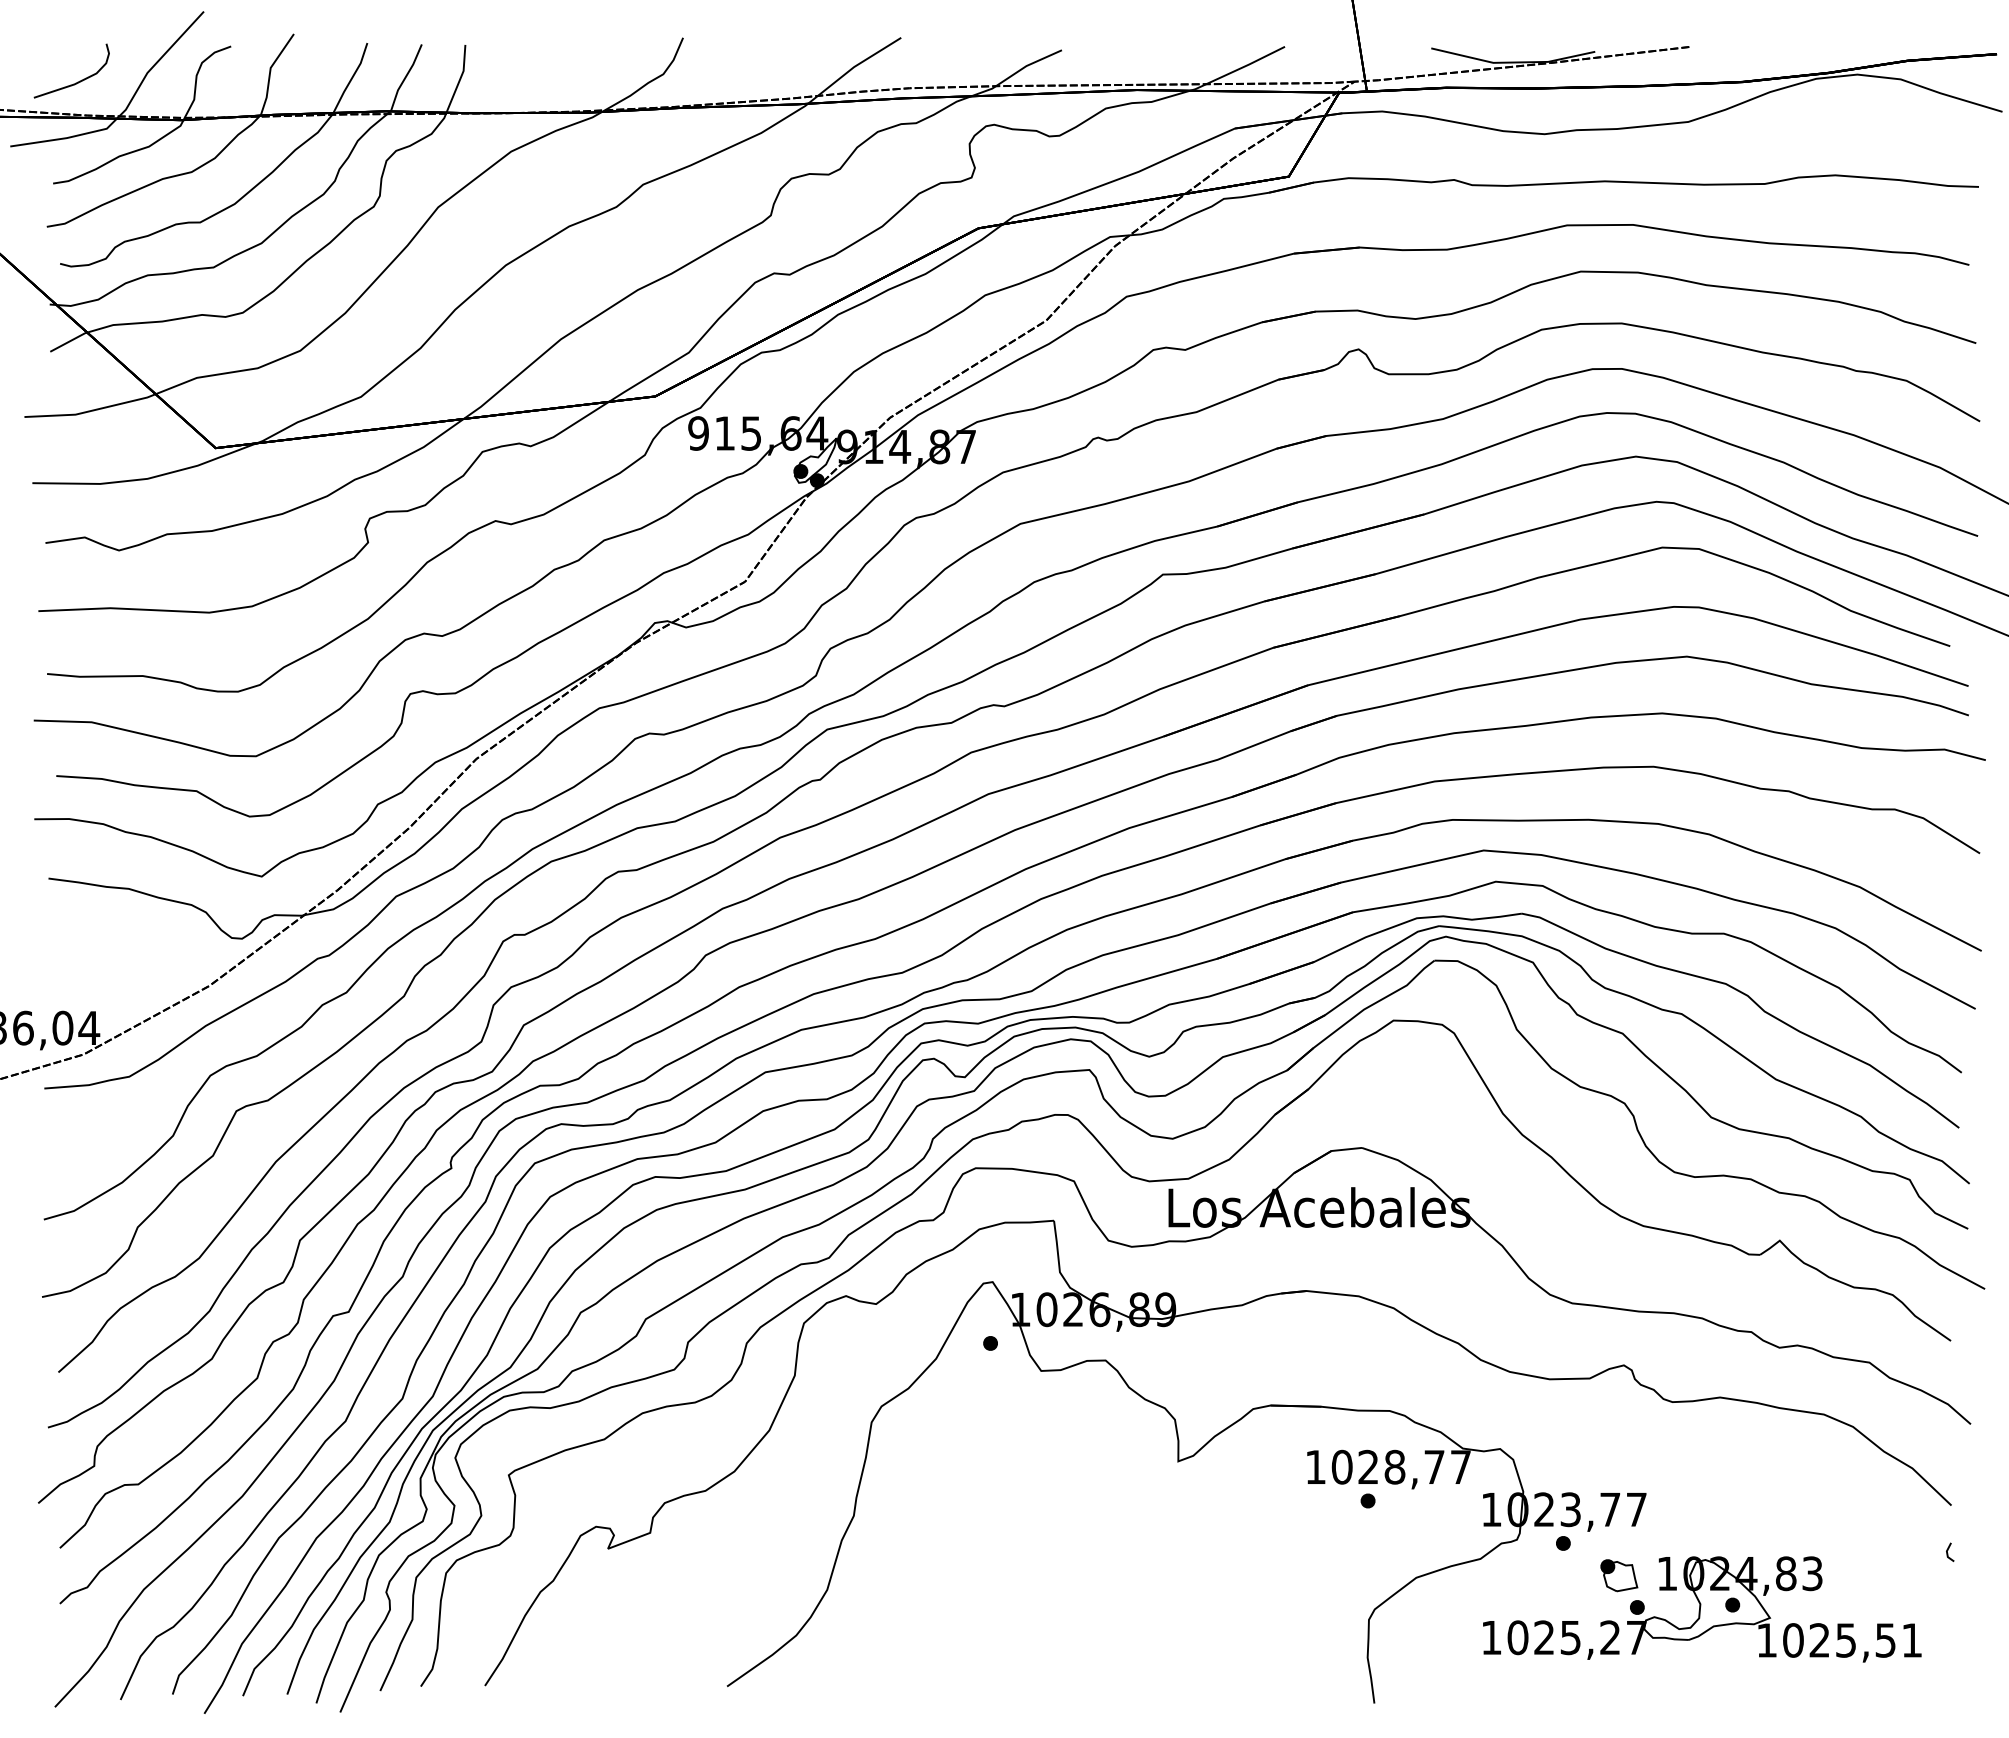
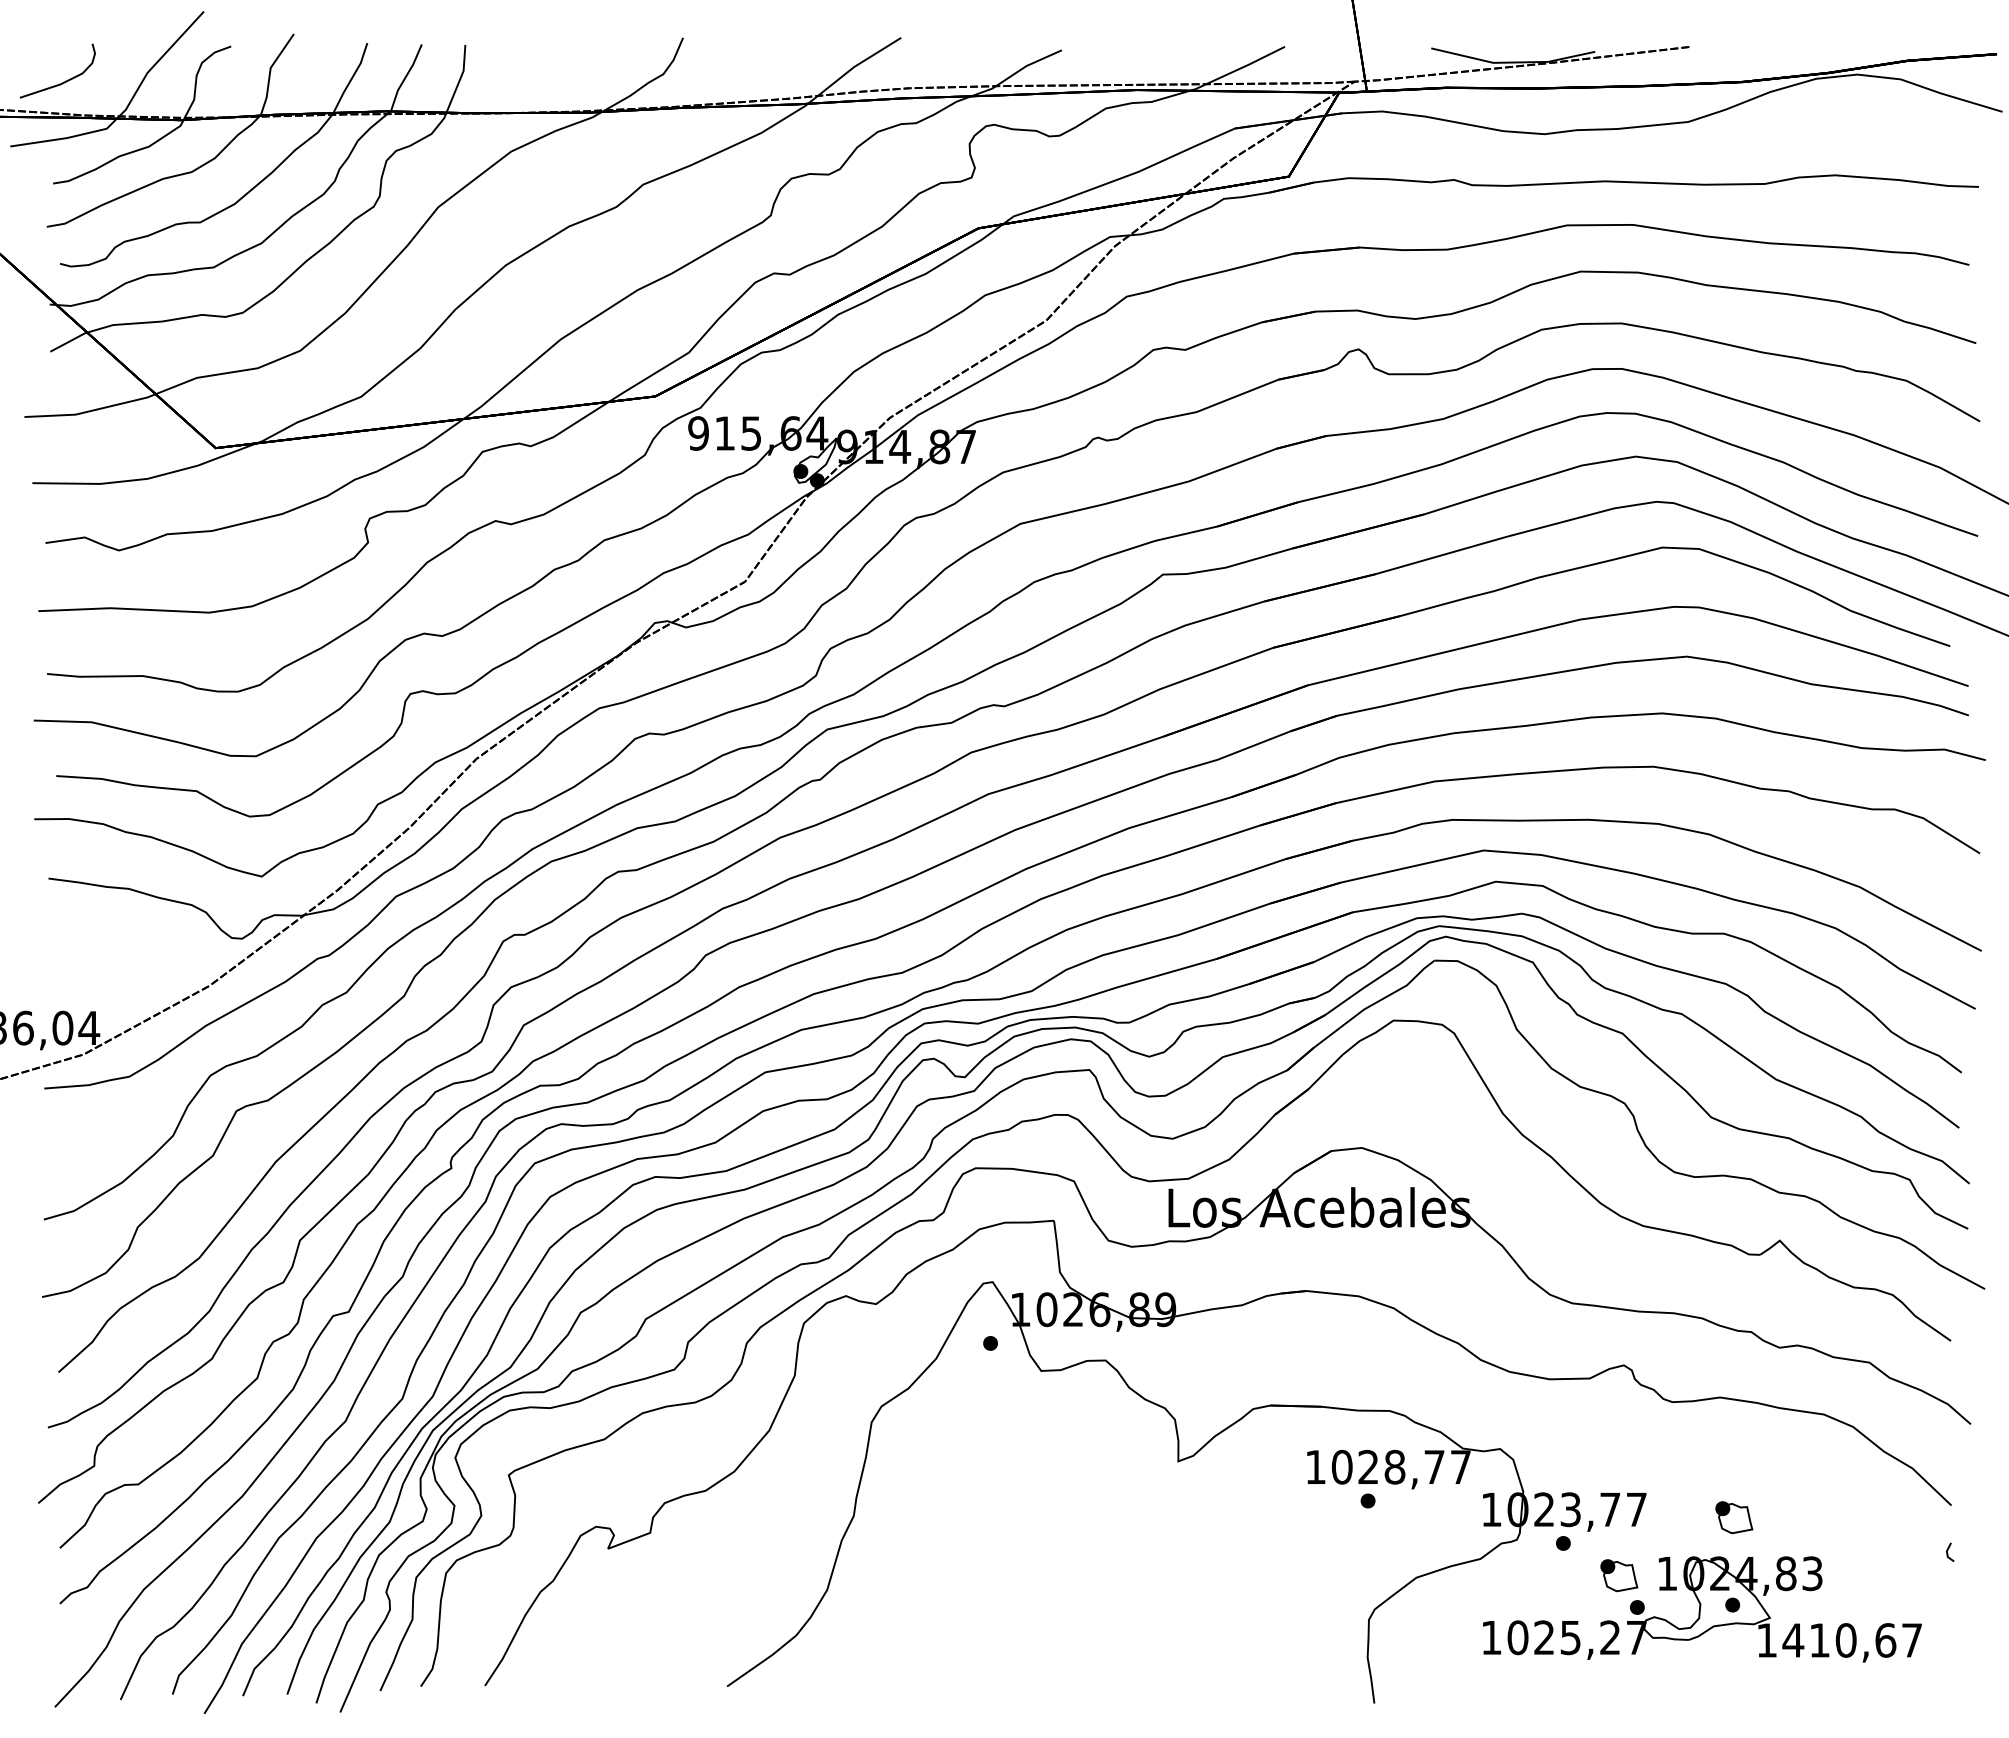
curve position: (77, 81) -> (63, 81) (63, 81)
part: none -> present (1734, 1517)
text: 1025,51 -> 1410,67 (1851, 1640)
